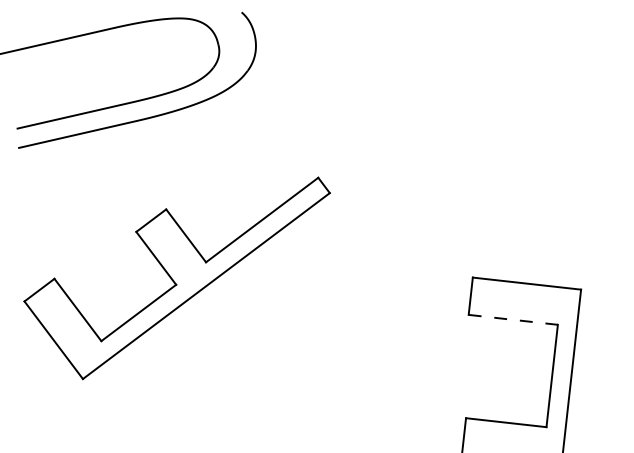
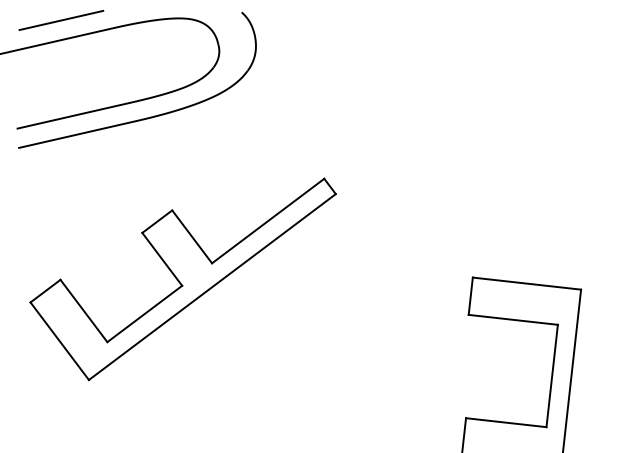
line: none -> present (61, 19)
part position: (176, 278) -> (182, 279) (182, 279)
line: dashed -> solid (513, 319)
